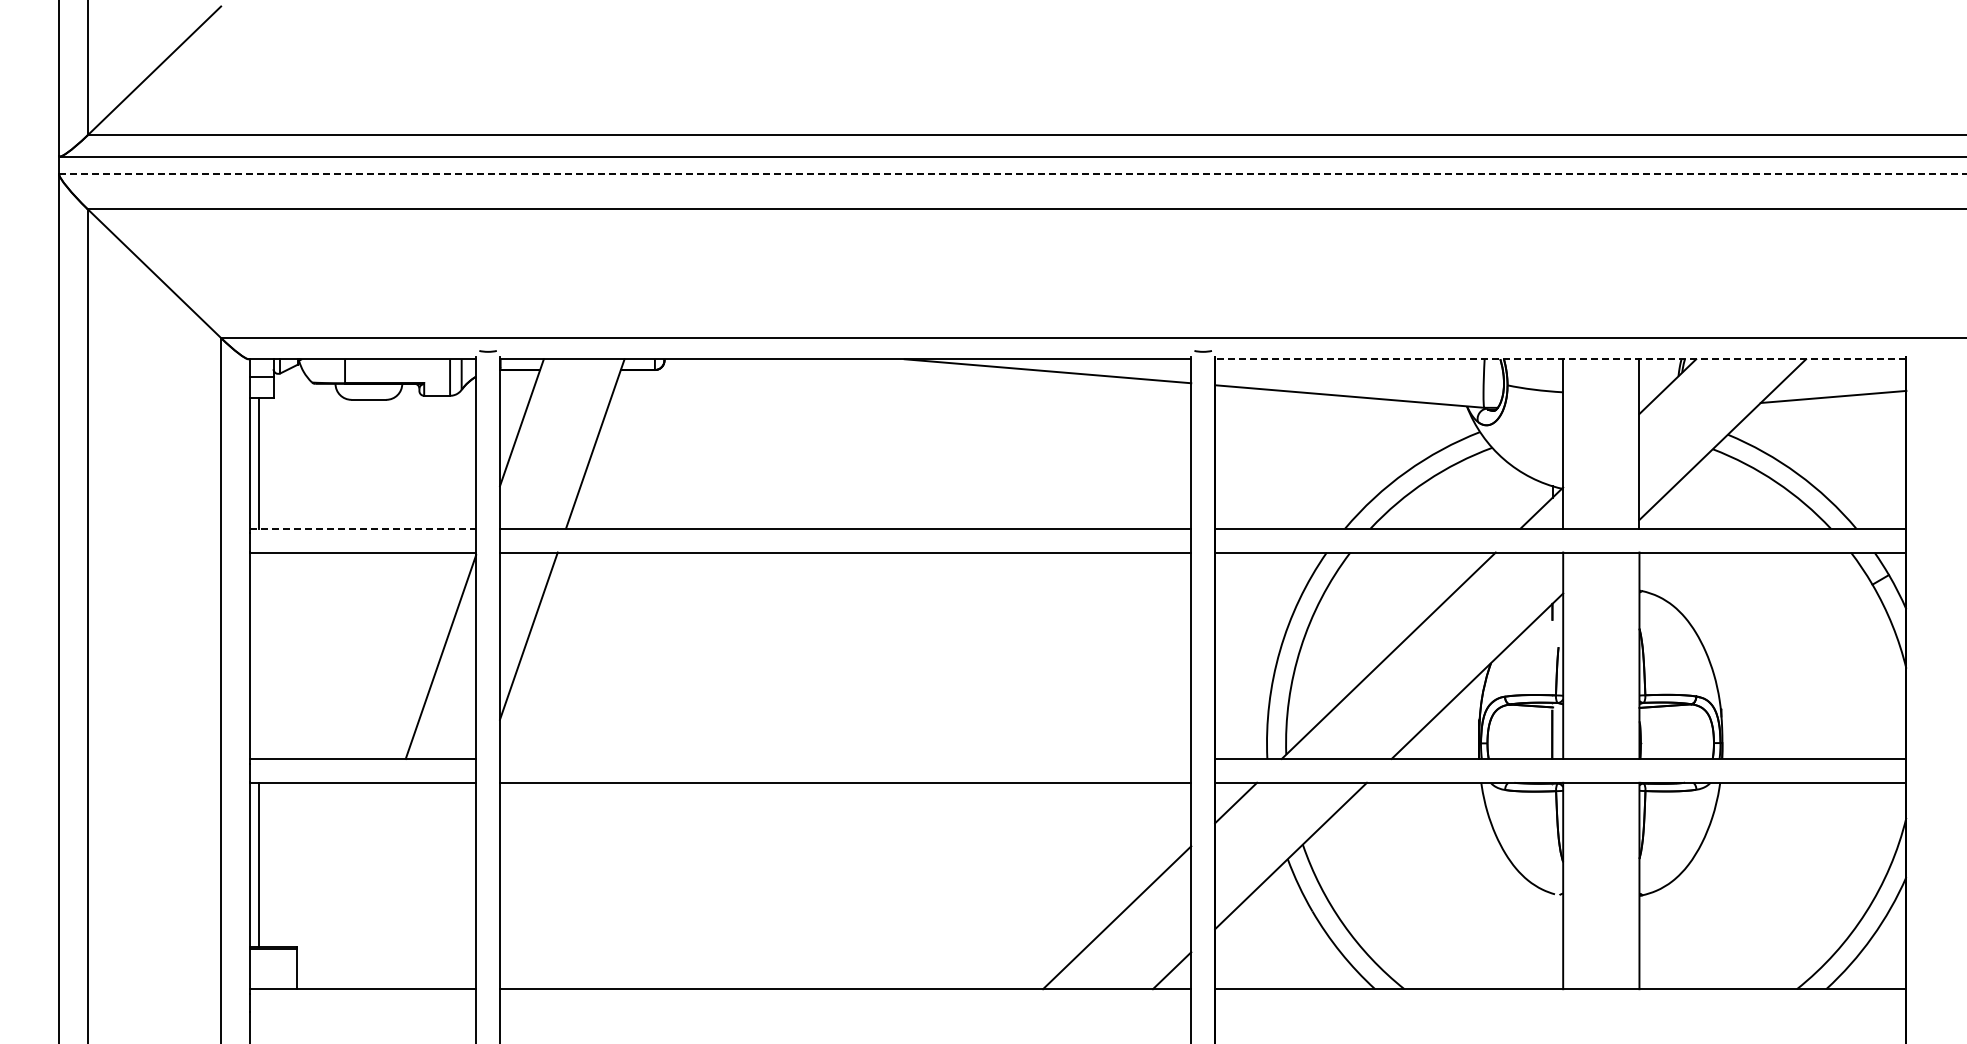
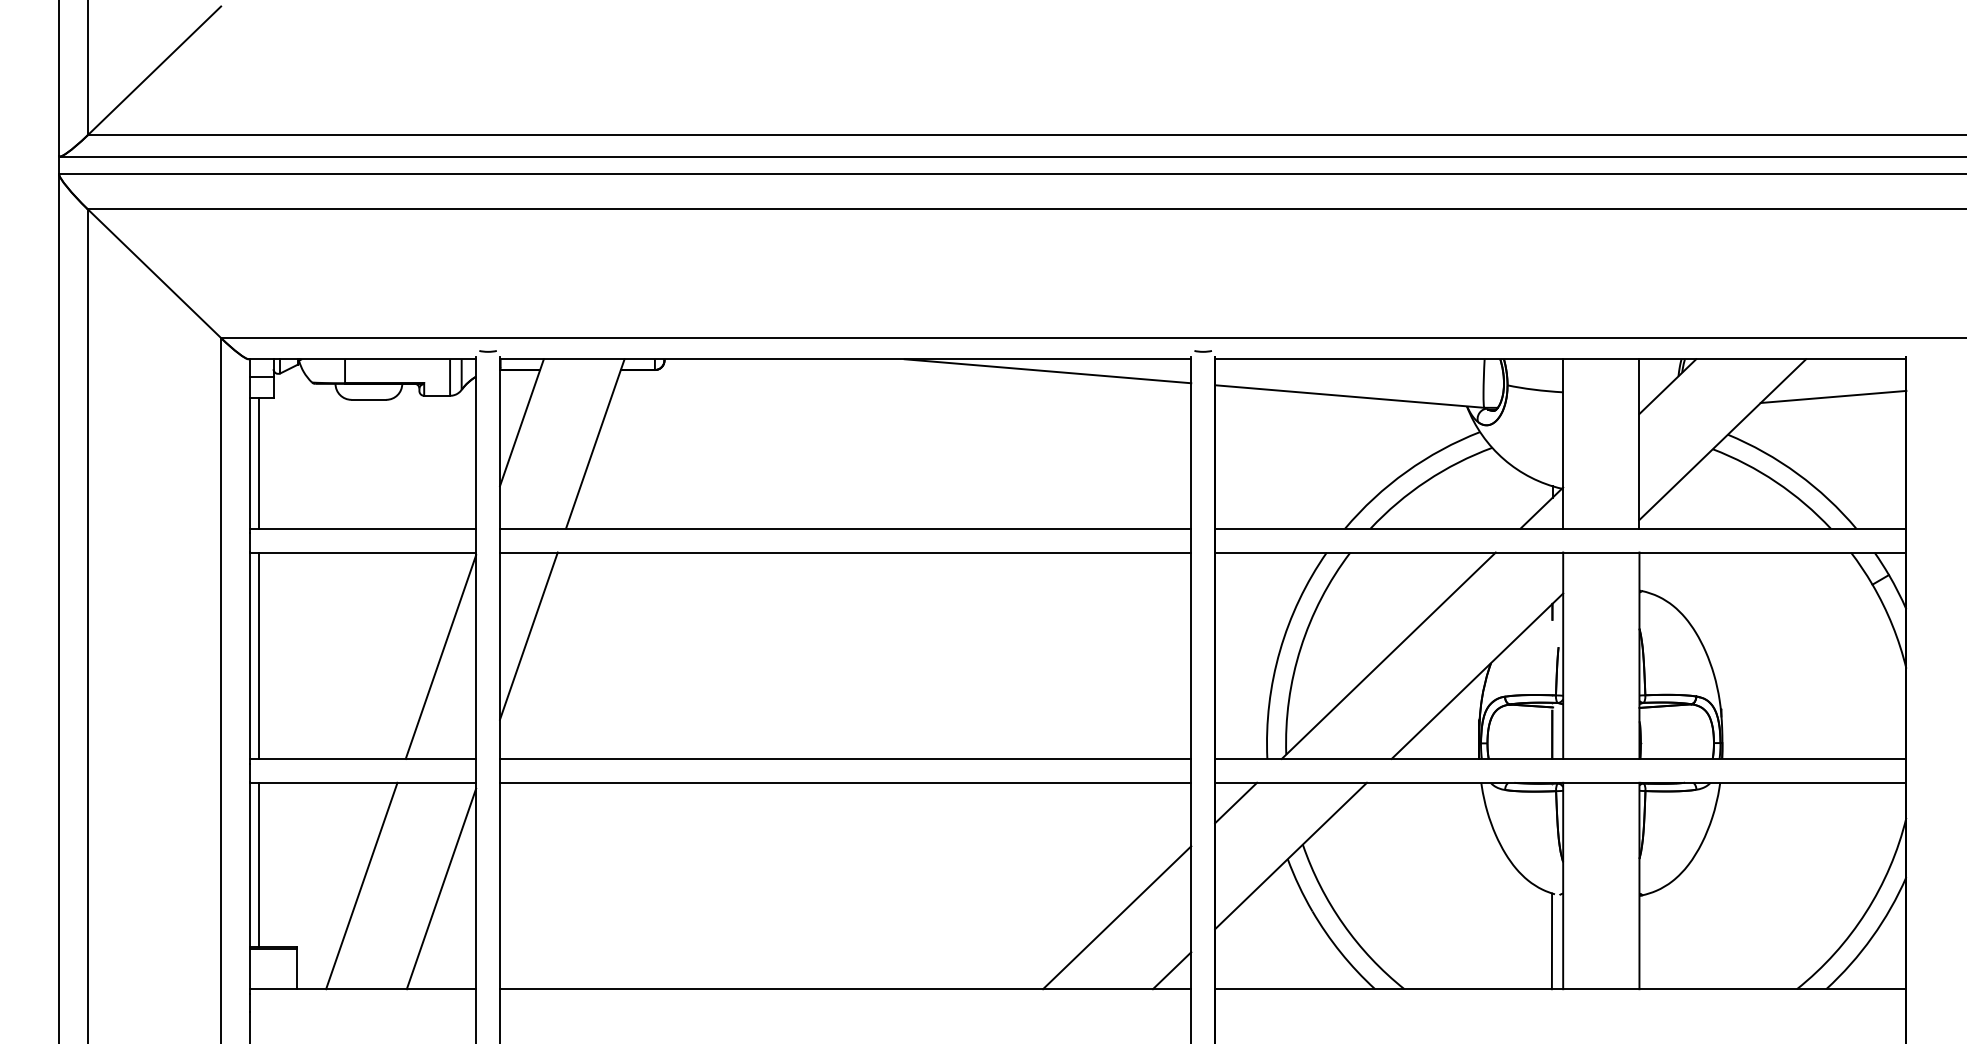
line: dashed -> solid (1013, 174)
line: dashed -> solid (1560, 359)
line: dashed -> solid (363, 528)
line: none -> present (259, 655)
line: none -> present (845, 758)
line: none -> present (361, 885)
line: none -> present (441, 888)
line: none -> present (1551, 941)
